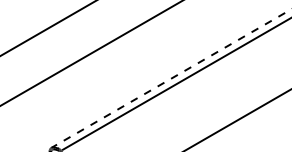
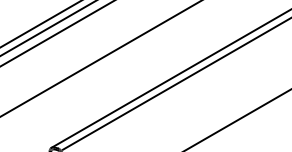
line: none -> present (40, 24)
line: none -> present (57, 33)
line position: (90, 53) -> (100, 58) (100, 58)
line: dashed -> solid (170, 78)
